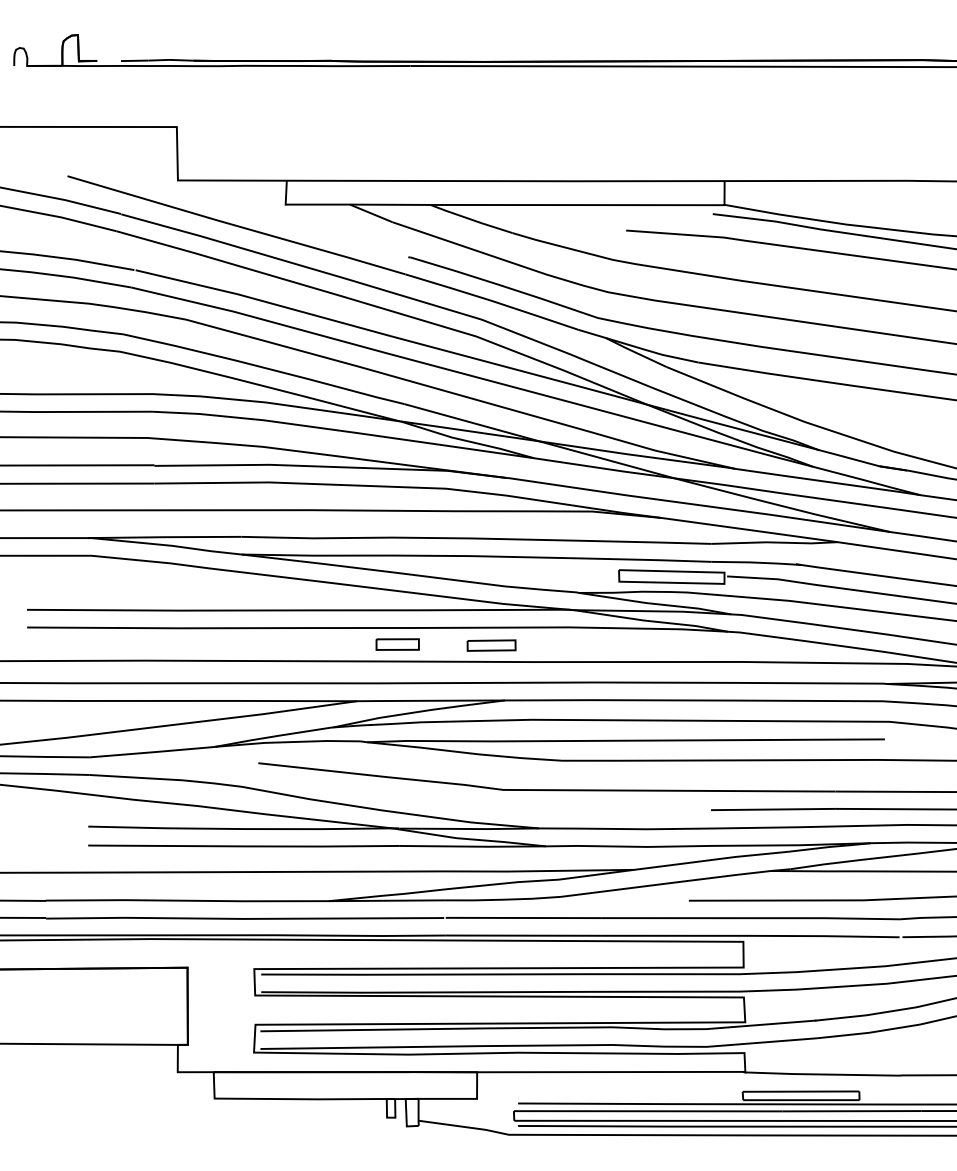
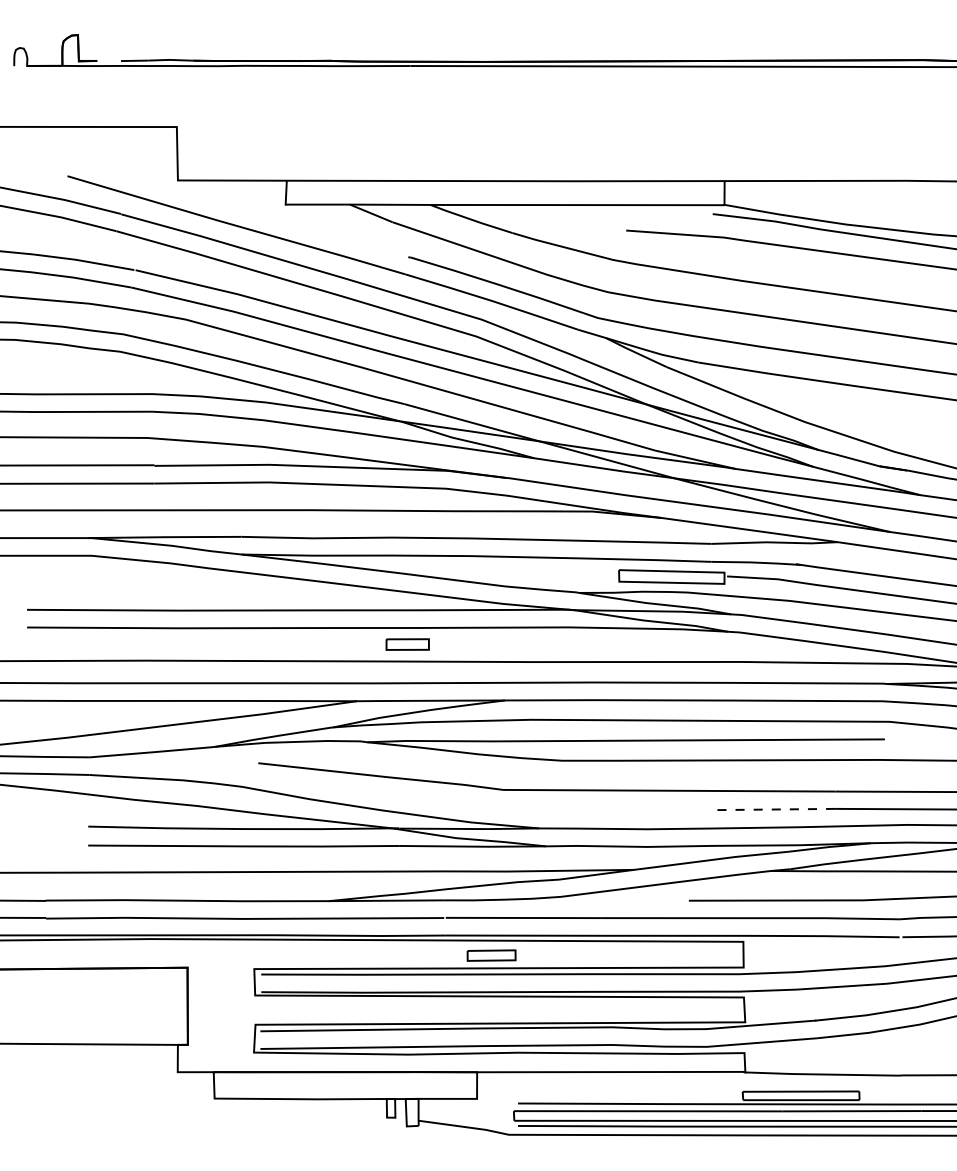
part position: (397, 644) -> (407, 644) (407, 644)
part position: (491, 645) -> (491, 955) (491, 955)
line: solid -> dashed (772, 809)
